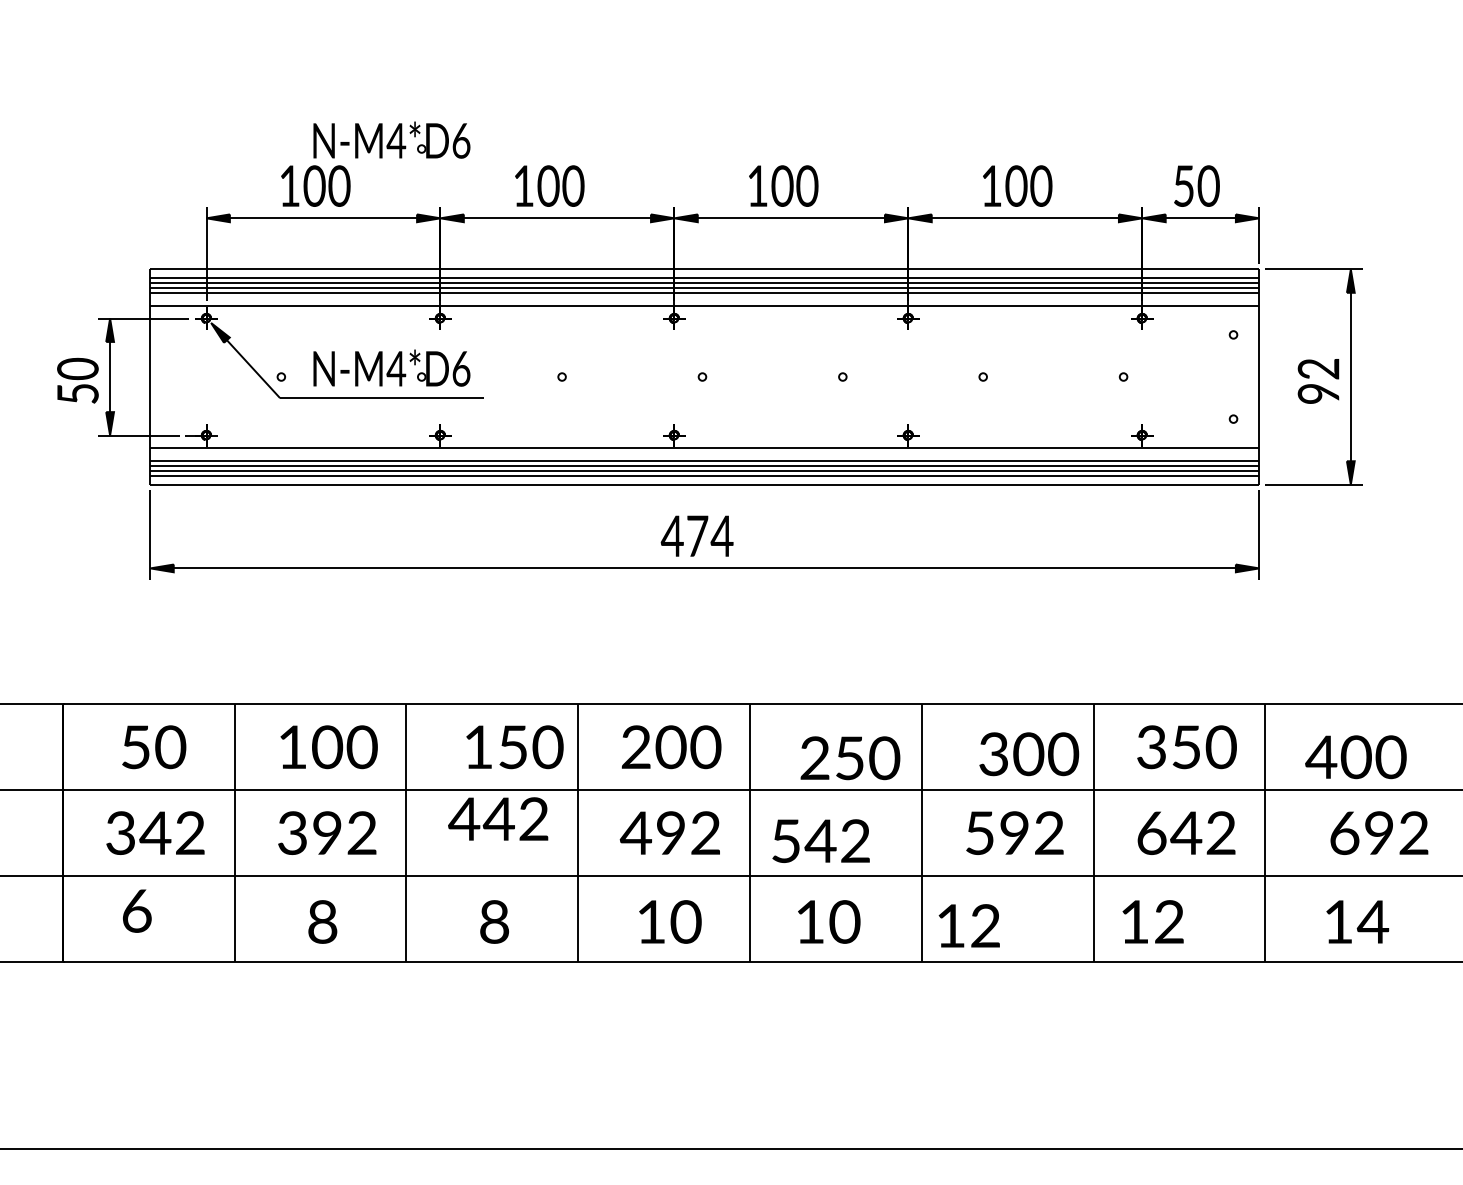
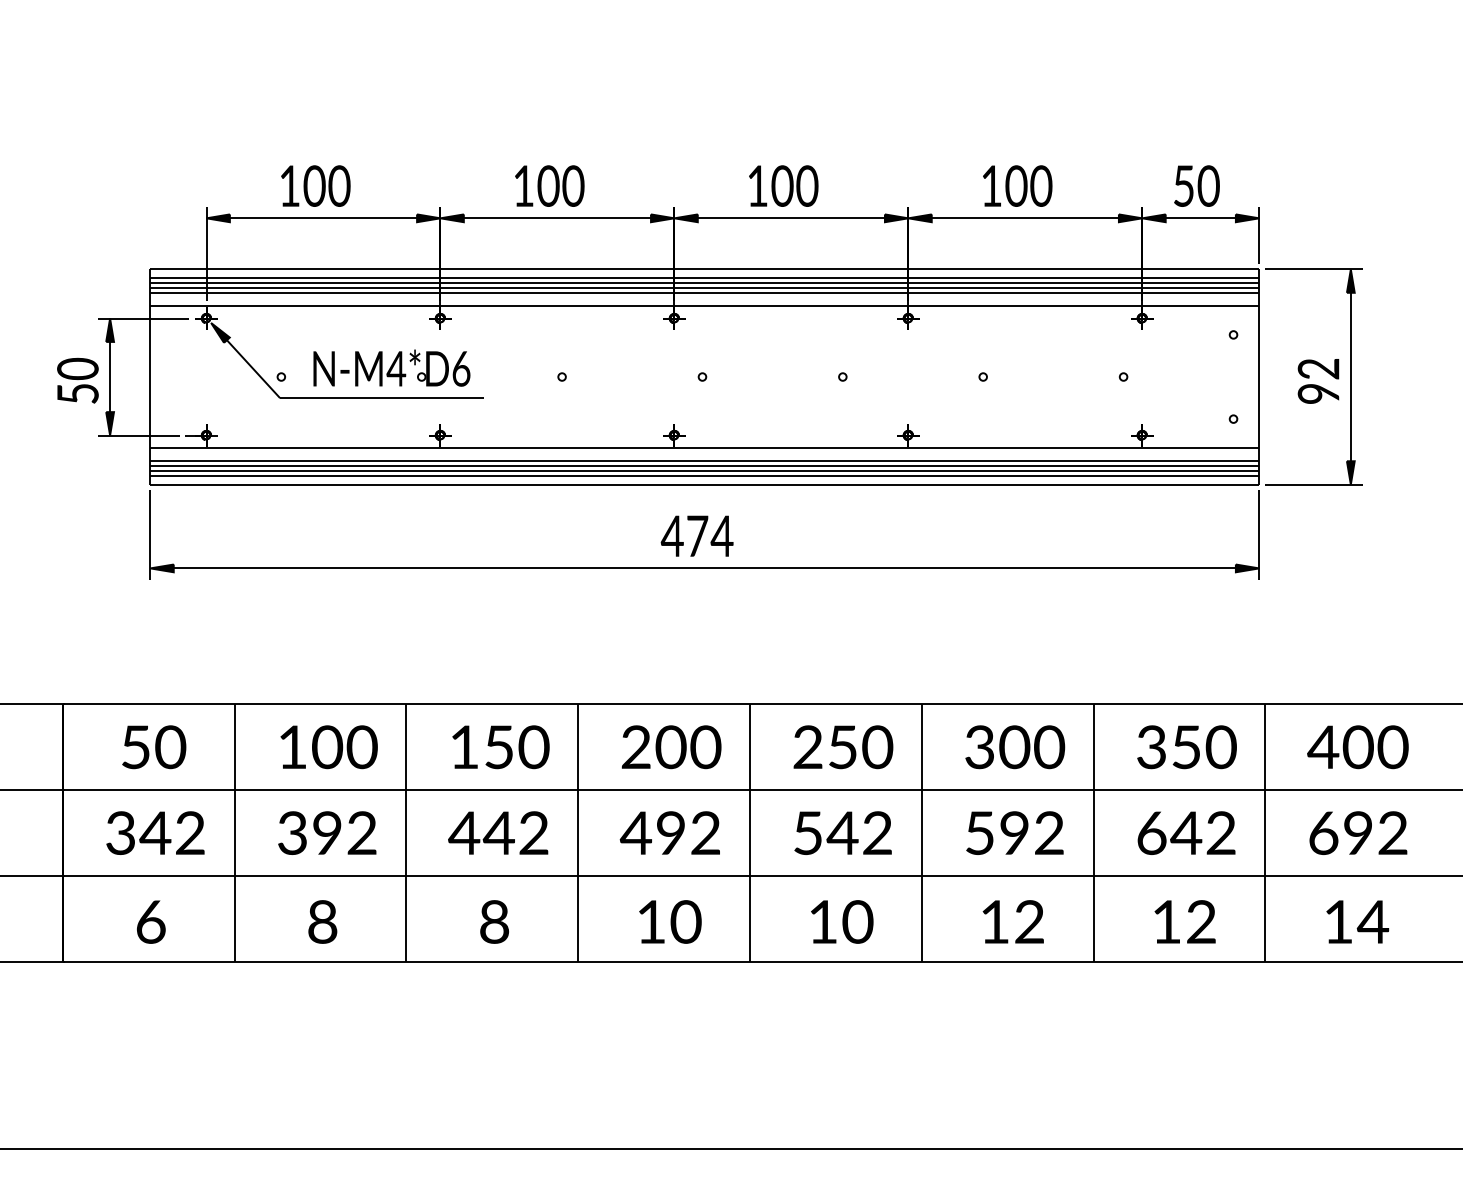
part: present -> none (391, 139)
text position: (514, 747) -> (500, 747) (500, 747)
text position: (1029, 754) -> (1015, 747) (1015, 747)
text position: (1355, 757) -> (1357, 747) (1357, 747)
text position: (850, 758) -> (843, 747) (843, 747)
text position: (498, 818) -> (498, 832) (498, 832)
text position: (1379, 832) -> (1358, 832) (1358, 832)
text position: (820, 840) -> (842, 832) (842, 832)
text position: (137, 910) -> (151, 921) (151, 921)
text position: (829, 921) -> (842, 921) (842, 921)
text position: (1152, 921) -> (1184, 921) (1184, 921)
text position: (968, 925) -> (1012, 921) (1012, 921)
